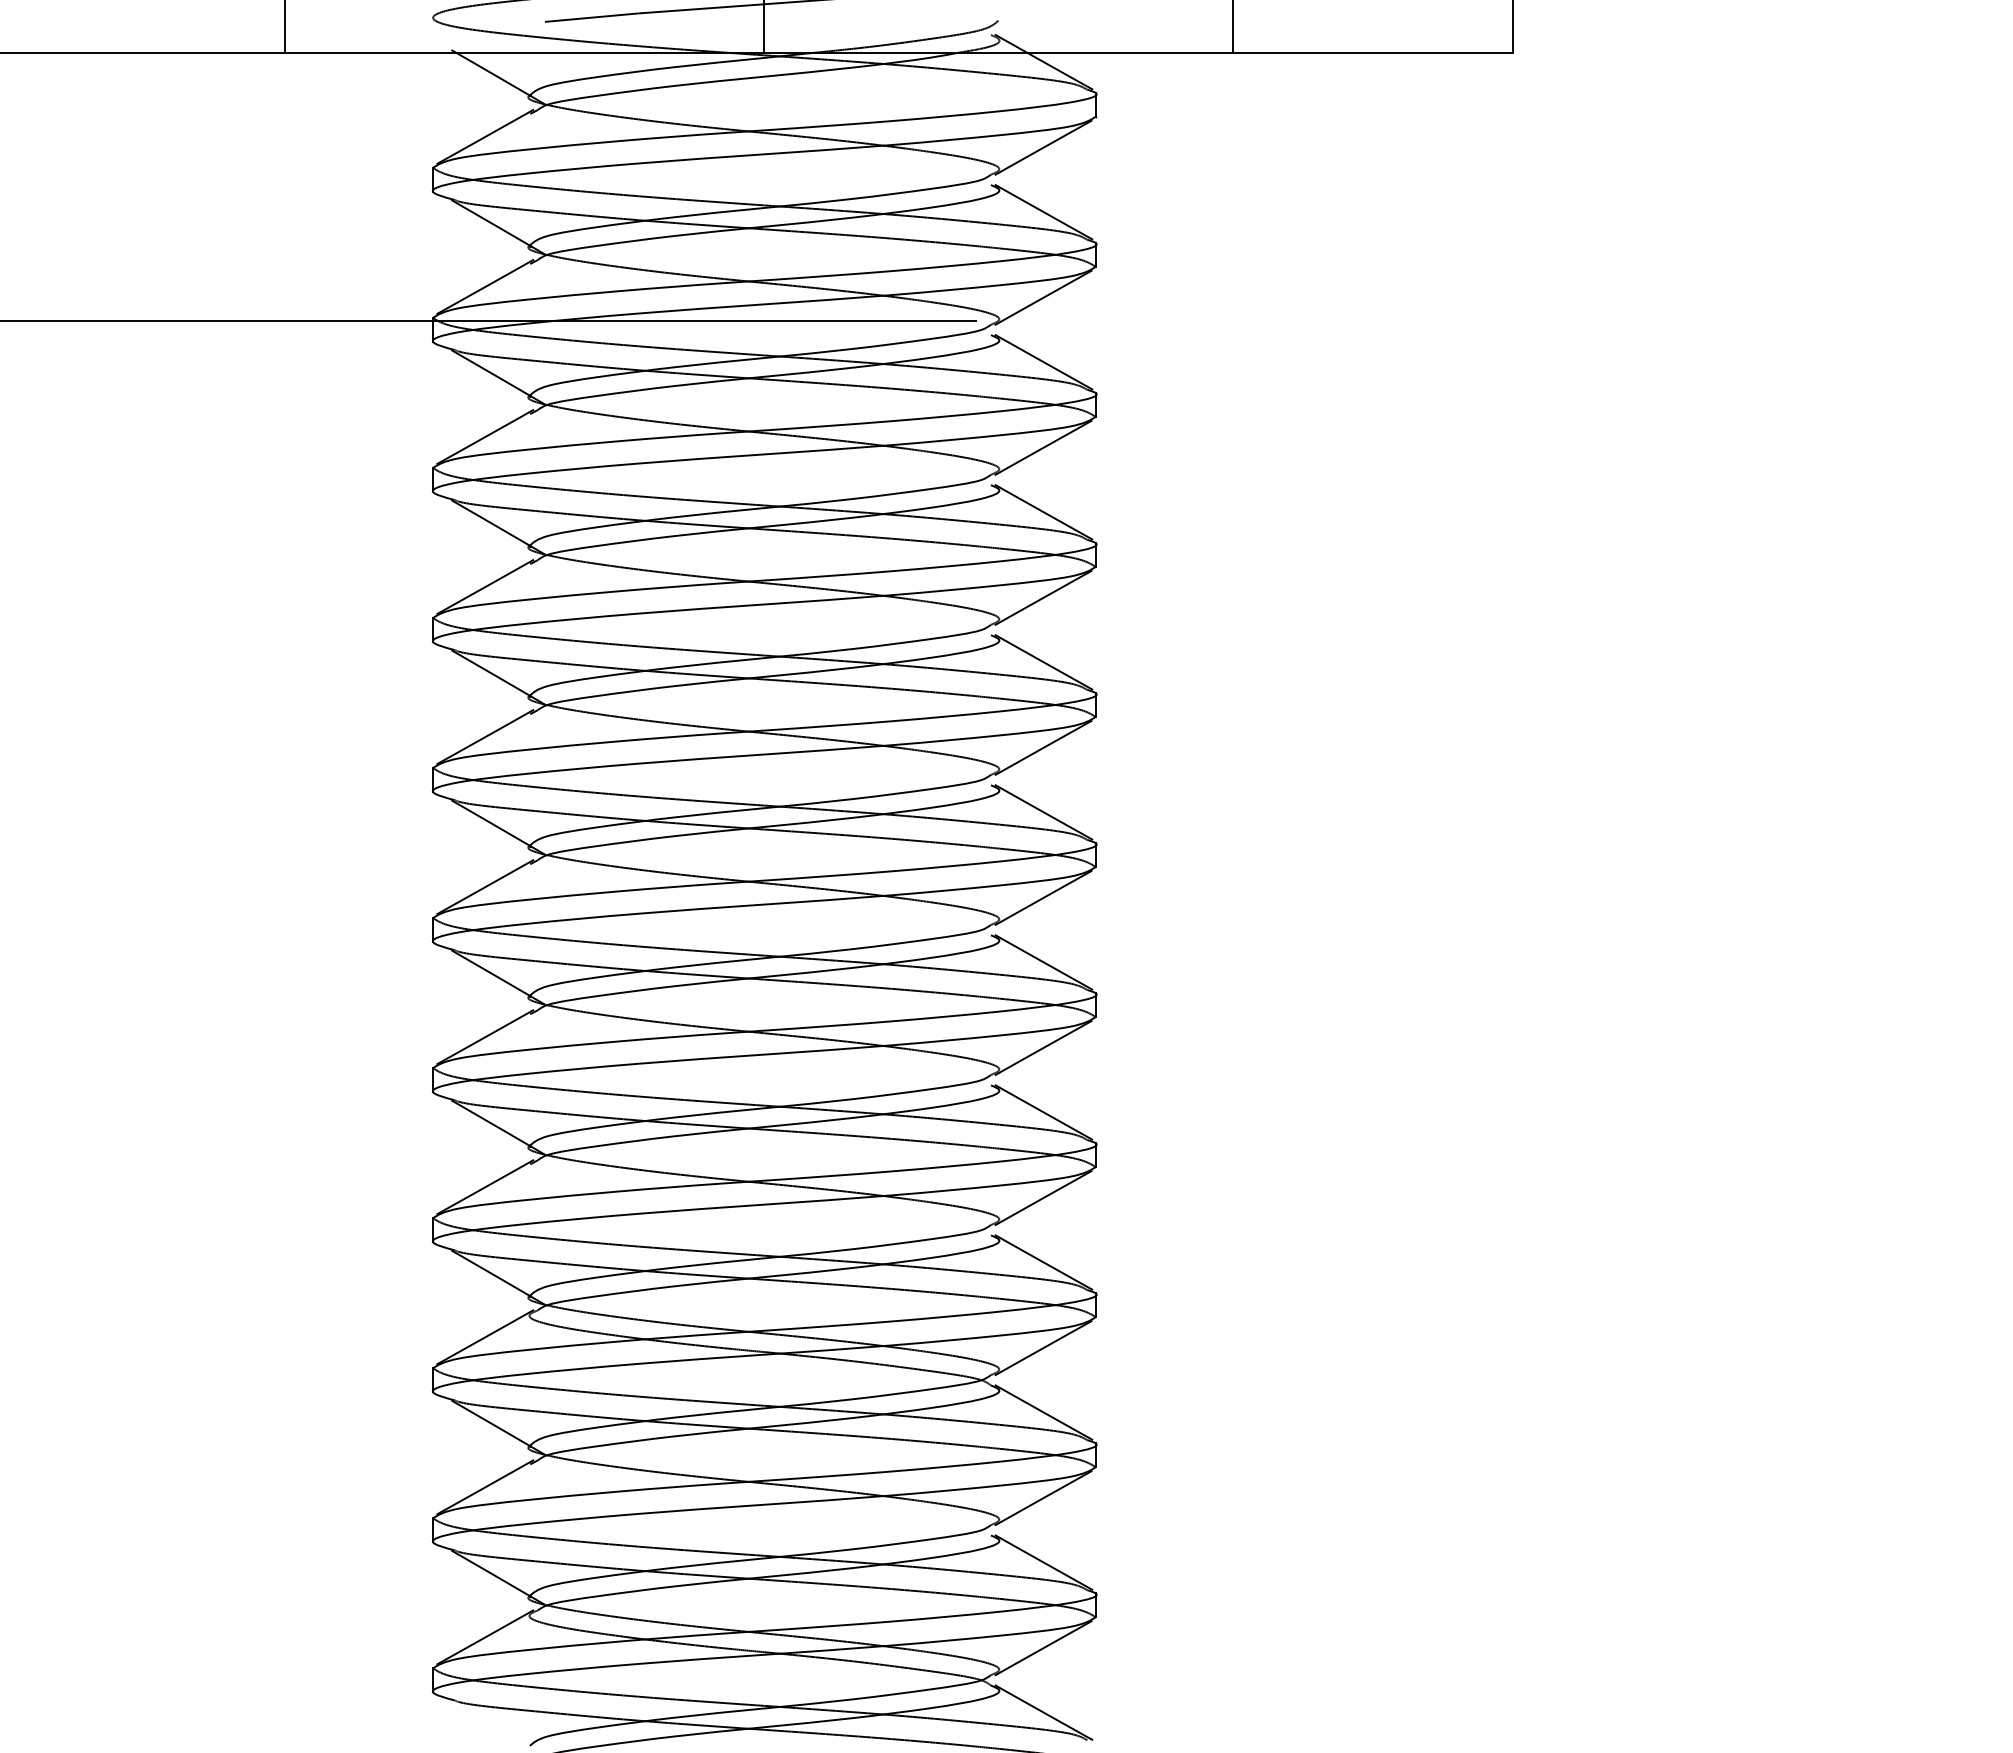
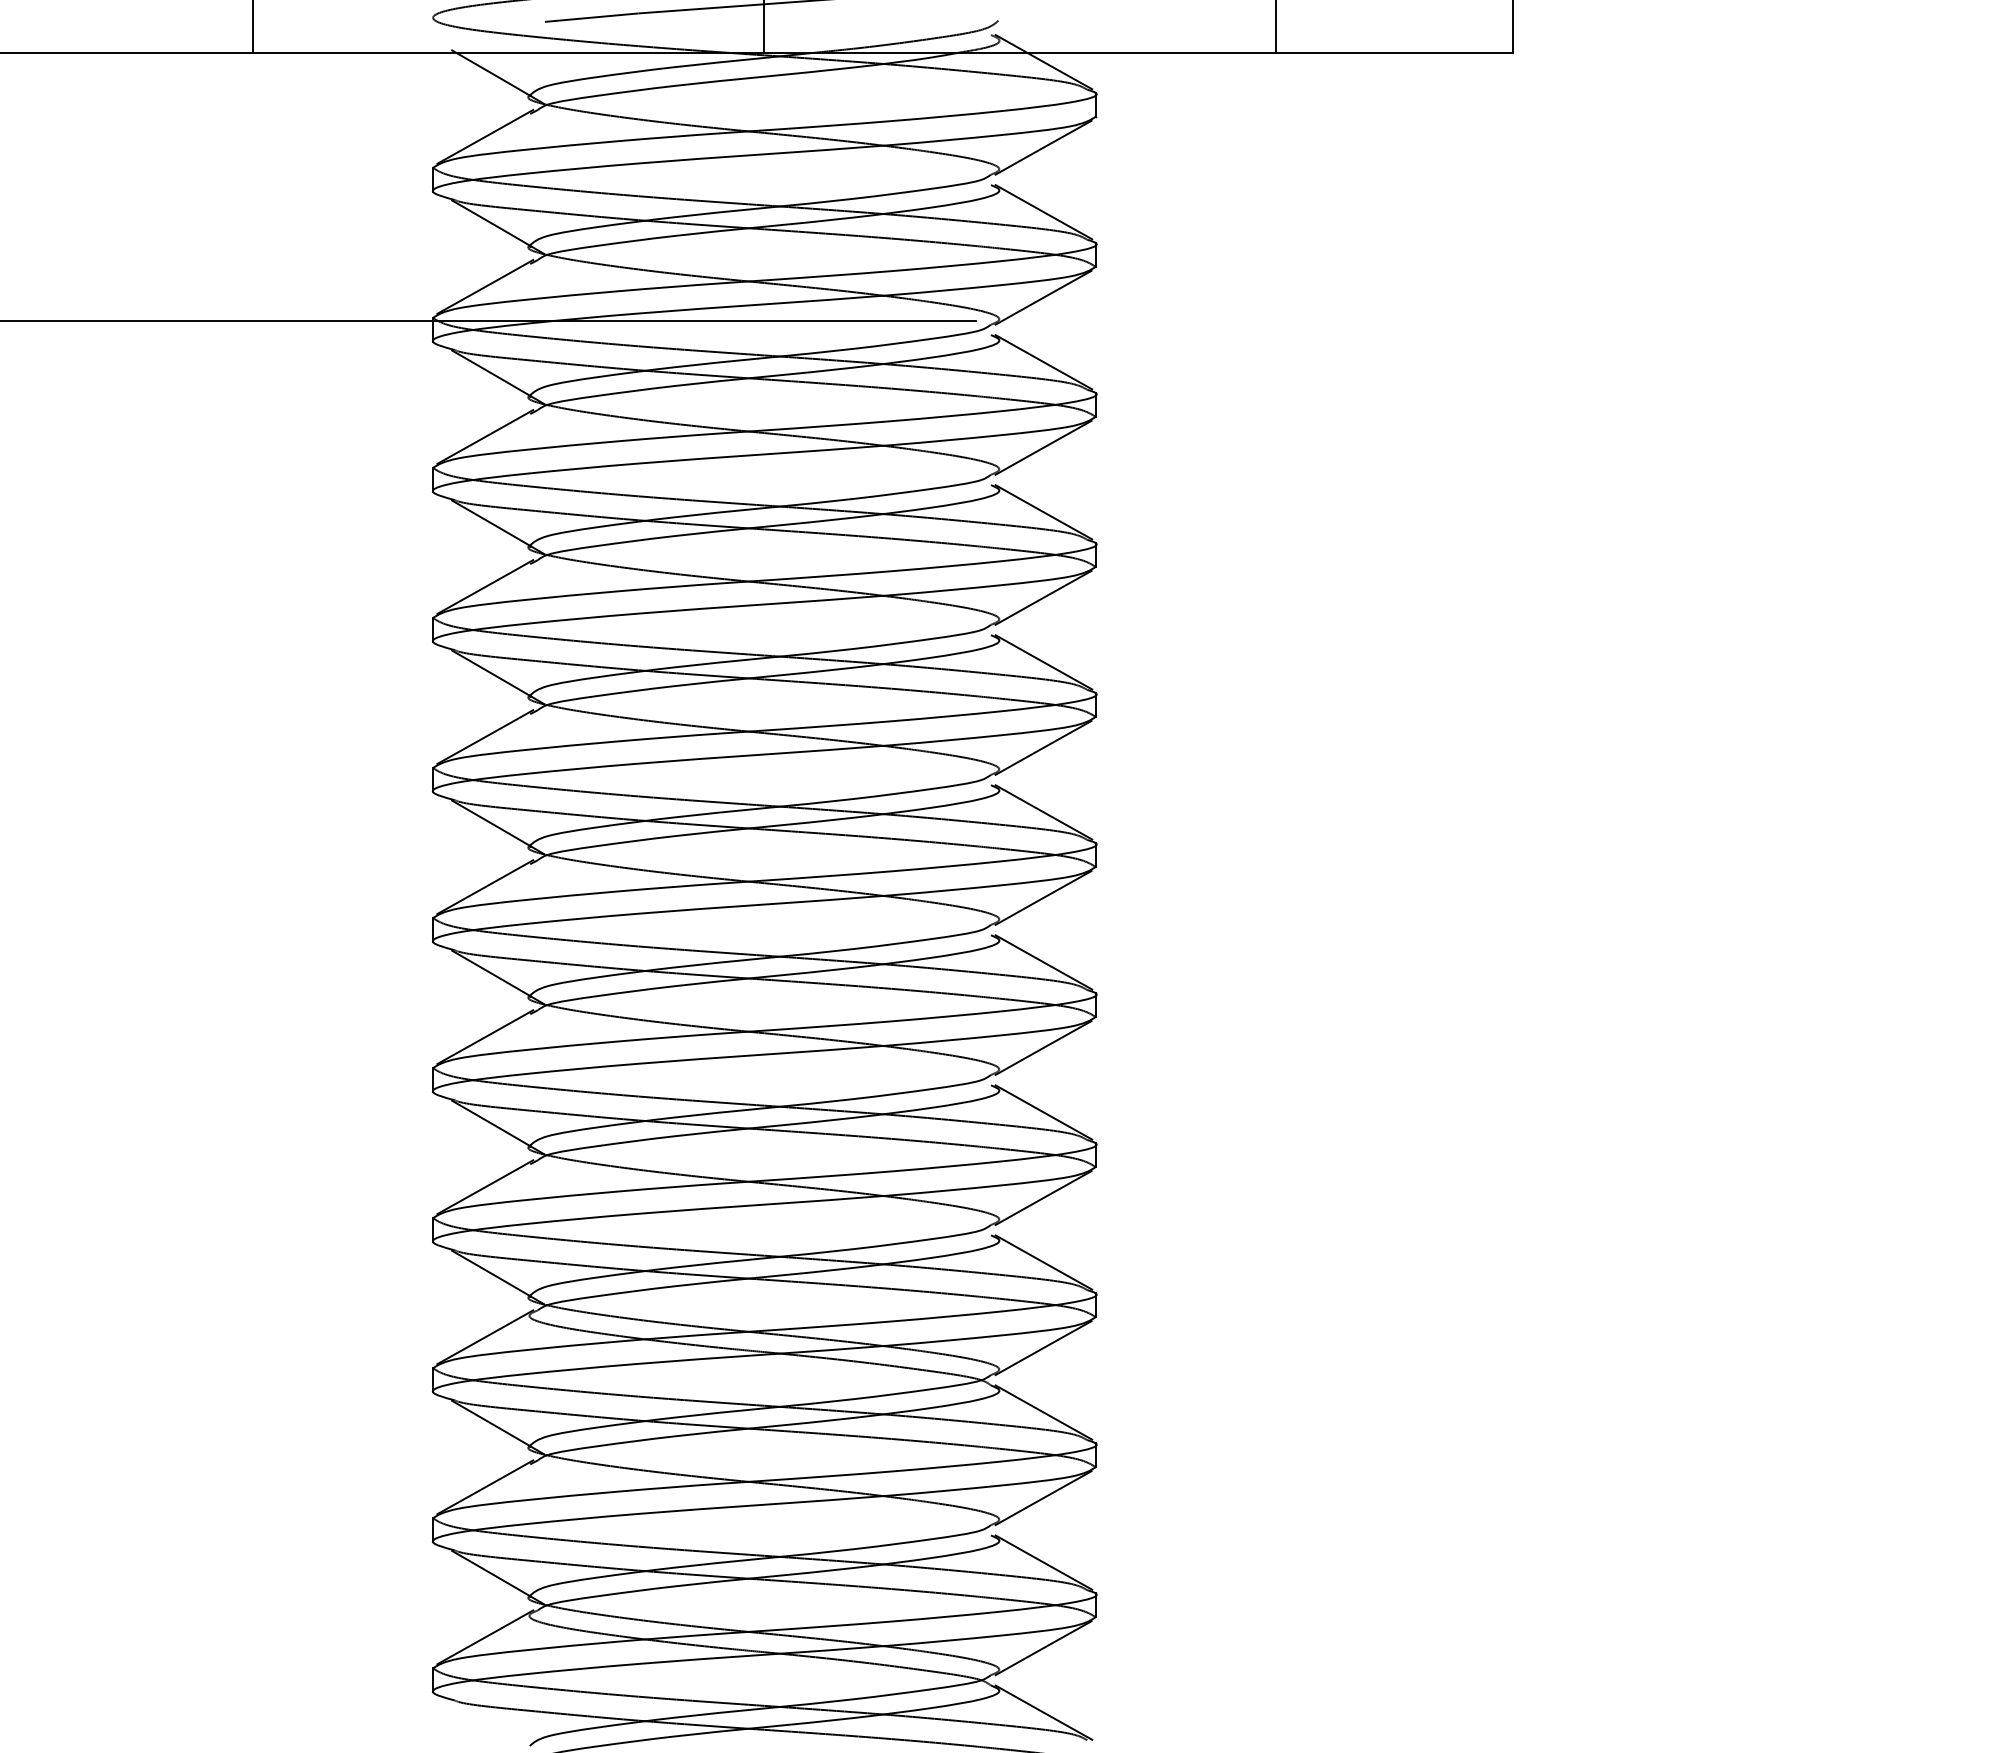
line position: (284, 27) -> (252, 27) (252, 27)
line position: (1232, 27) -> (1275, 27) (1275, 27)
